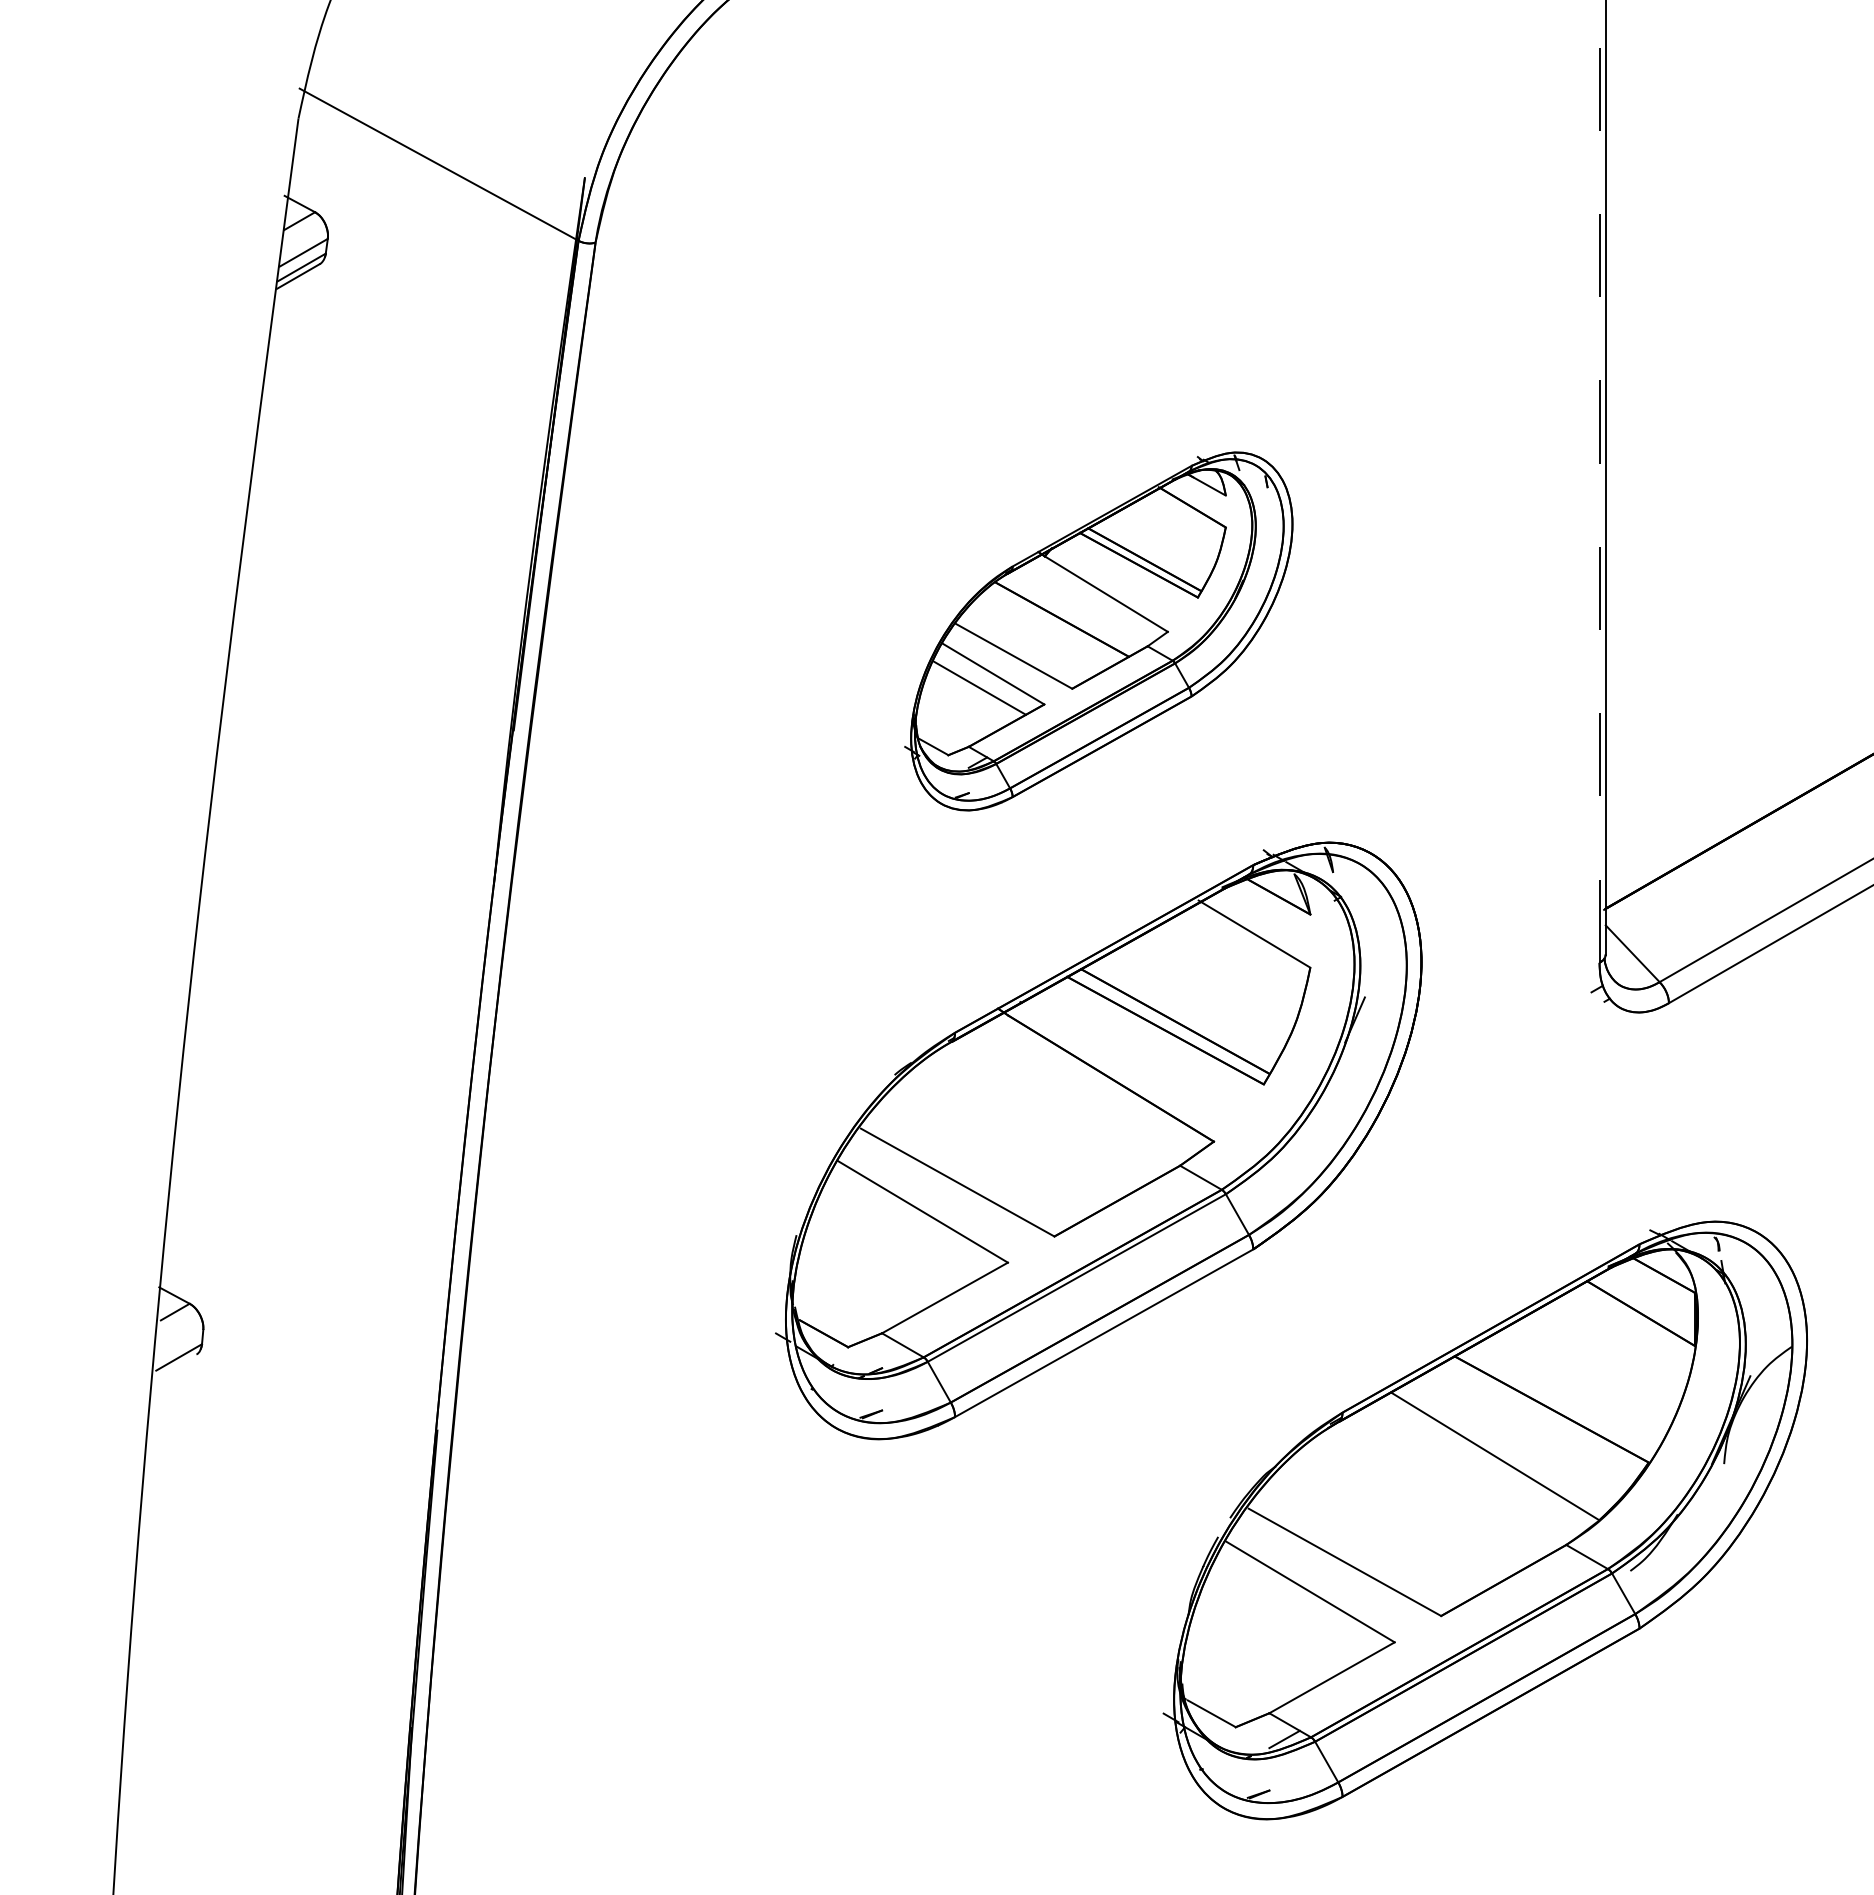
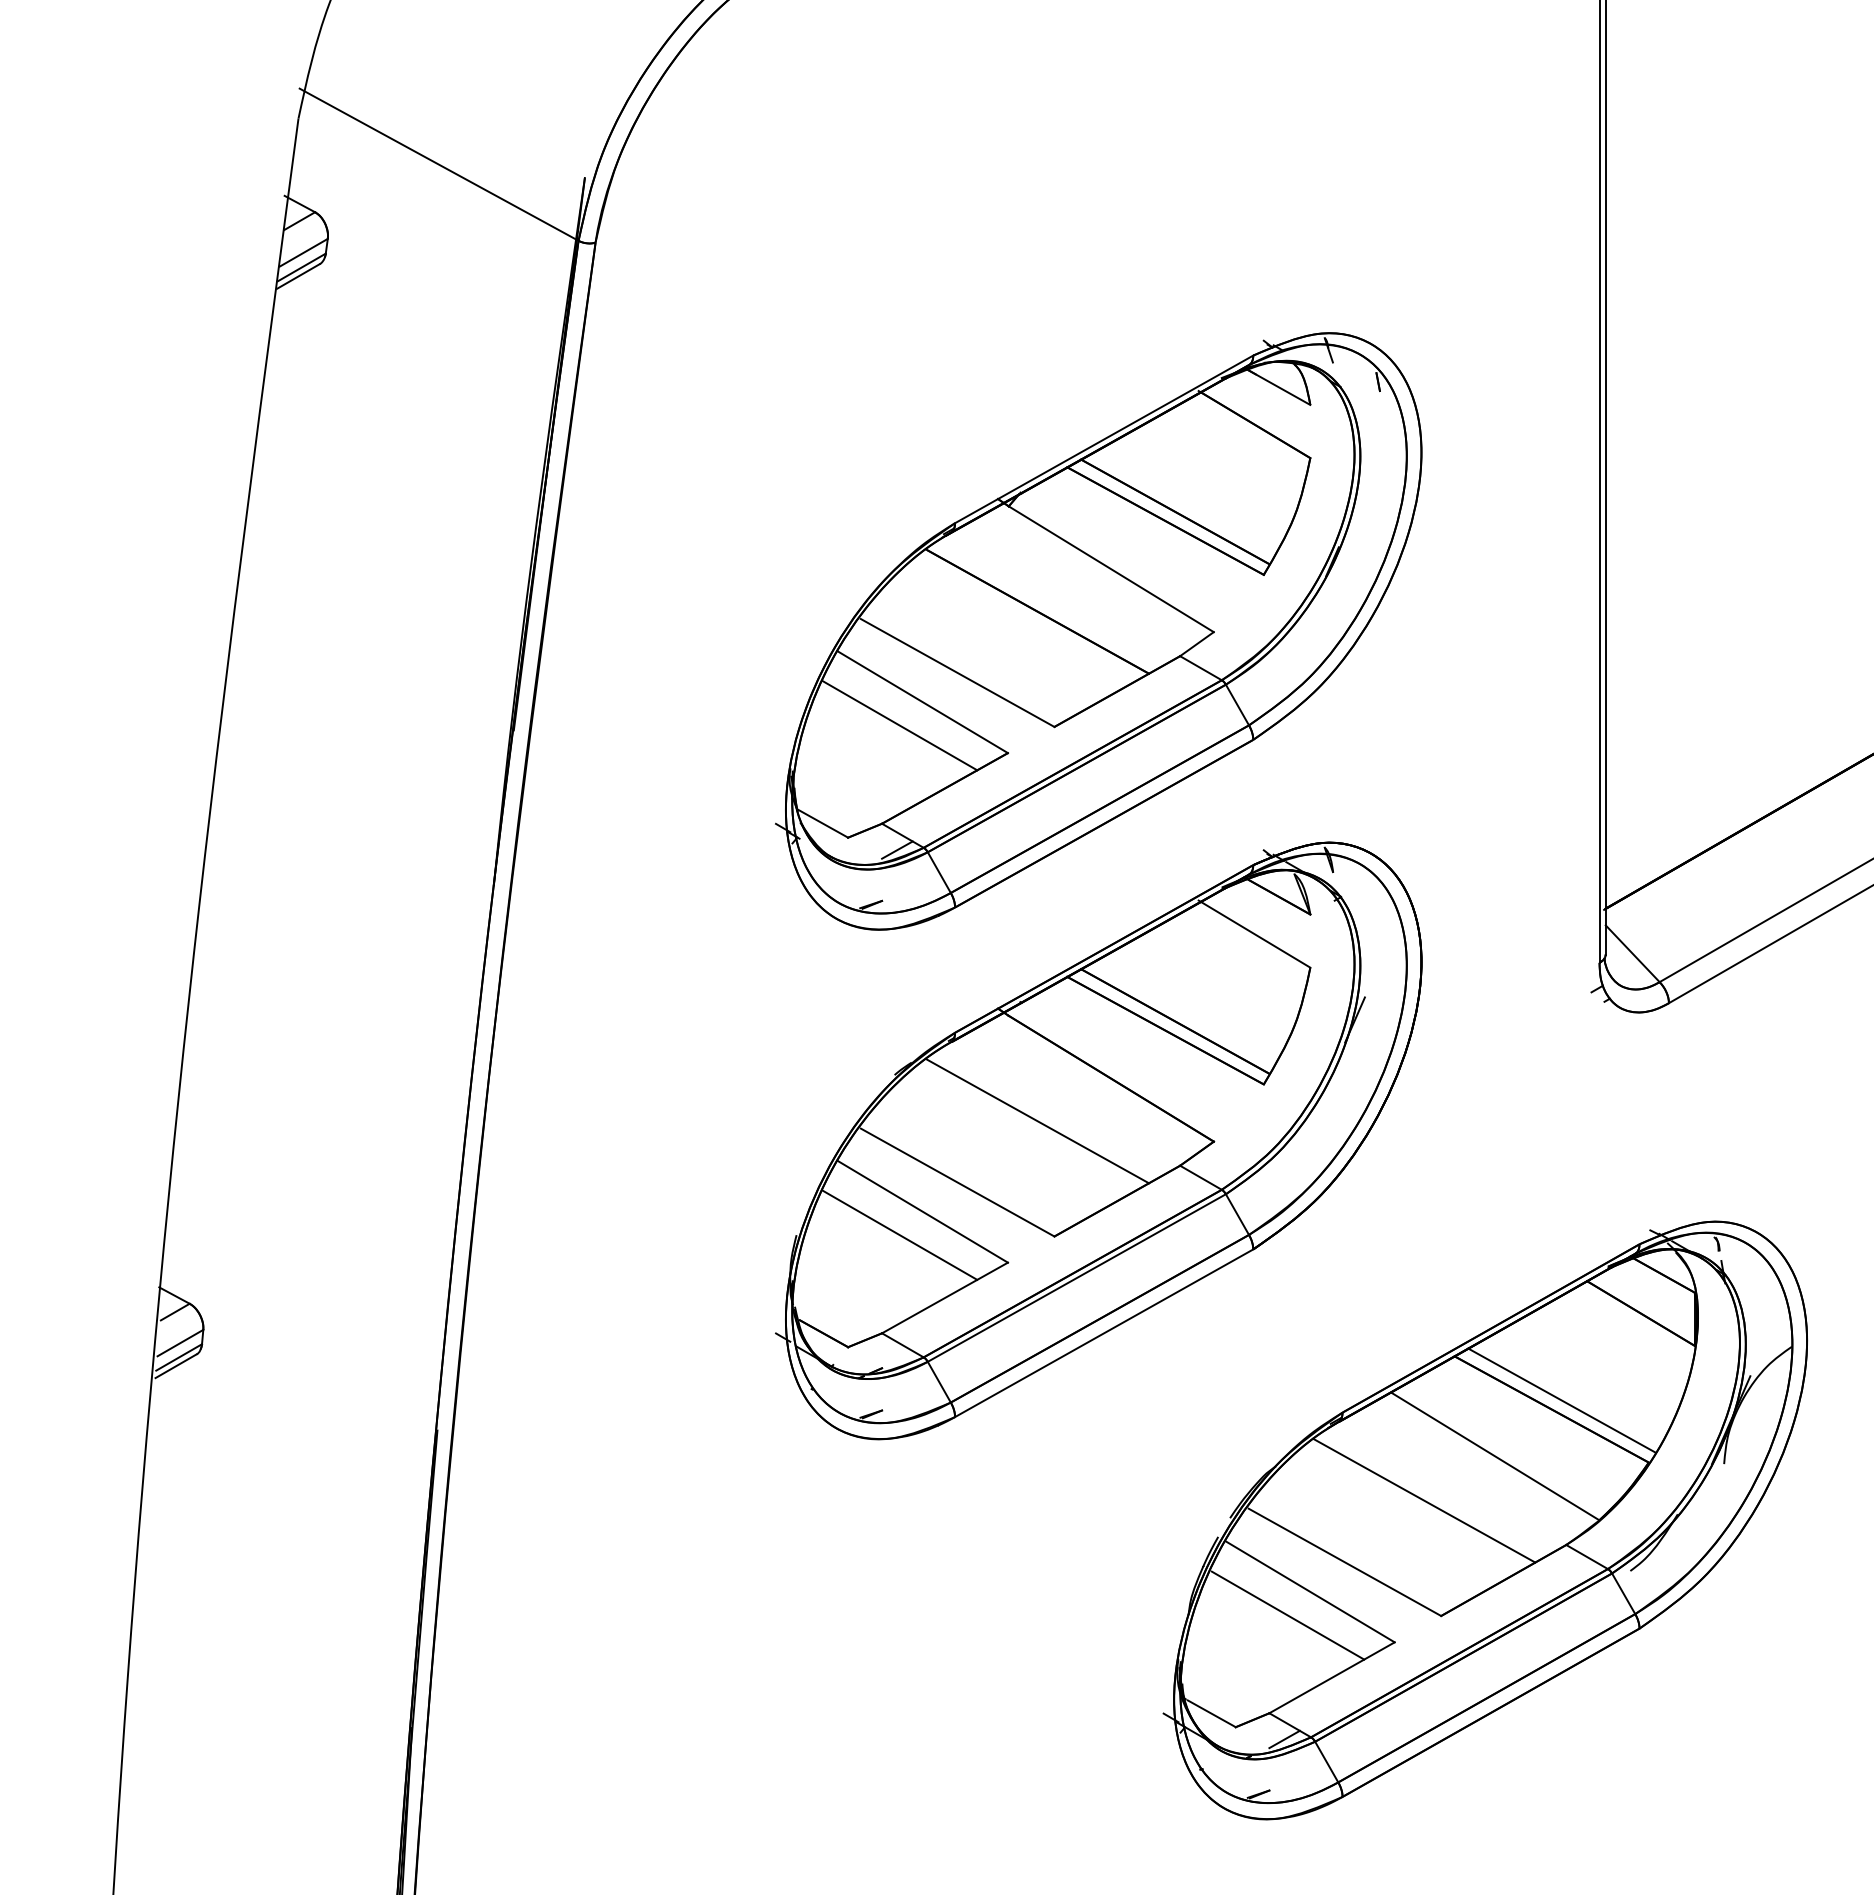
line: dashed -> solid (1599, 481)
part size: 390x361 px -> 648x599 px (1098, 631)
line: none -> present (1037, 1121)
line: none -> present (899, 1234)
line: none -> present (180, 1342)
line: none -> present (175, 1366)
line: none -> present (1561, 1400)
line: none -> present (1424, 1500)
line: none -> present (1287, 1615)
